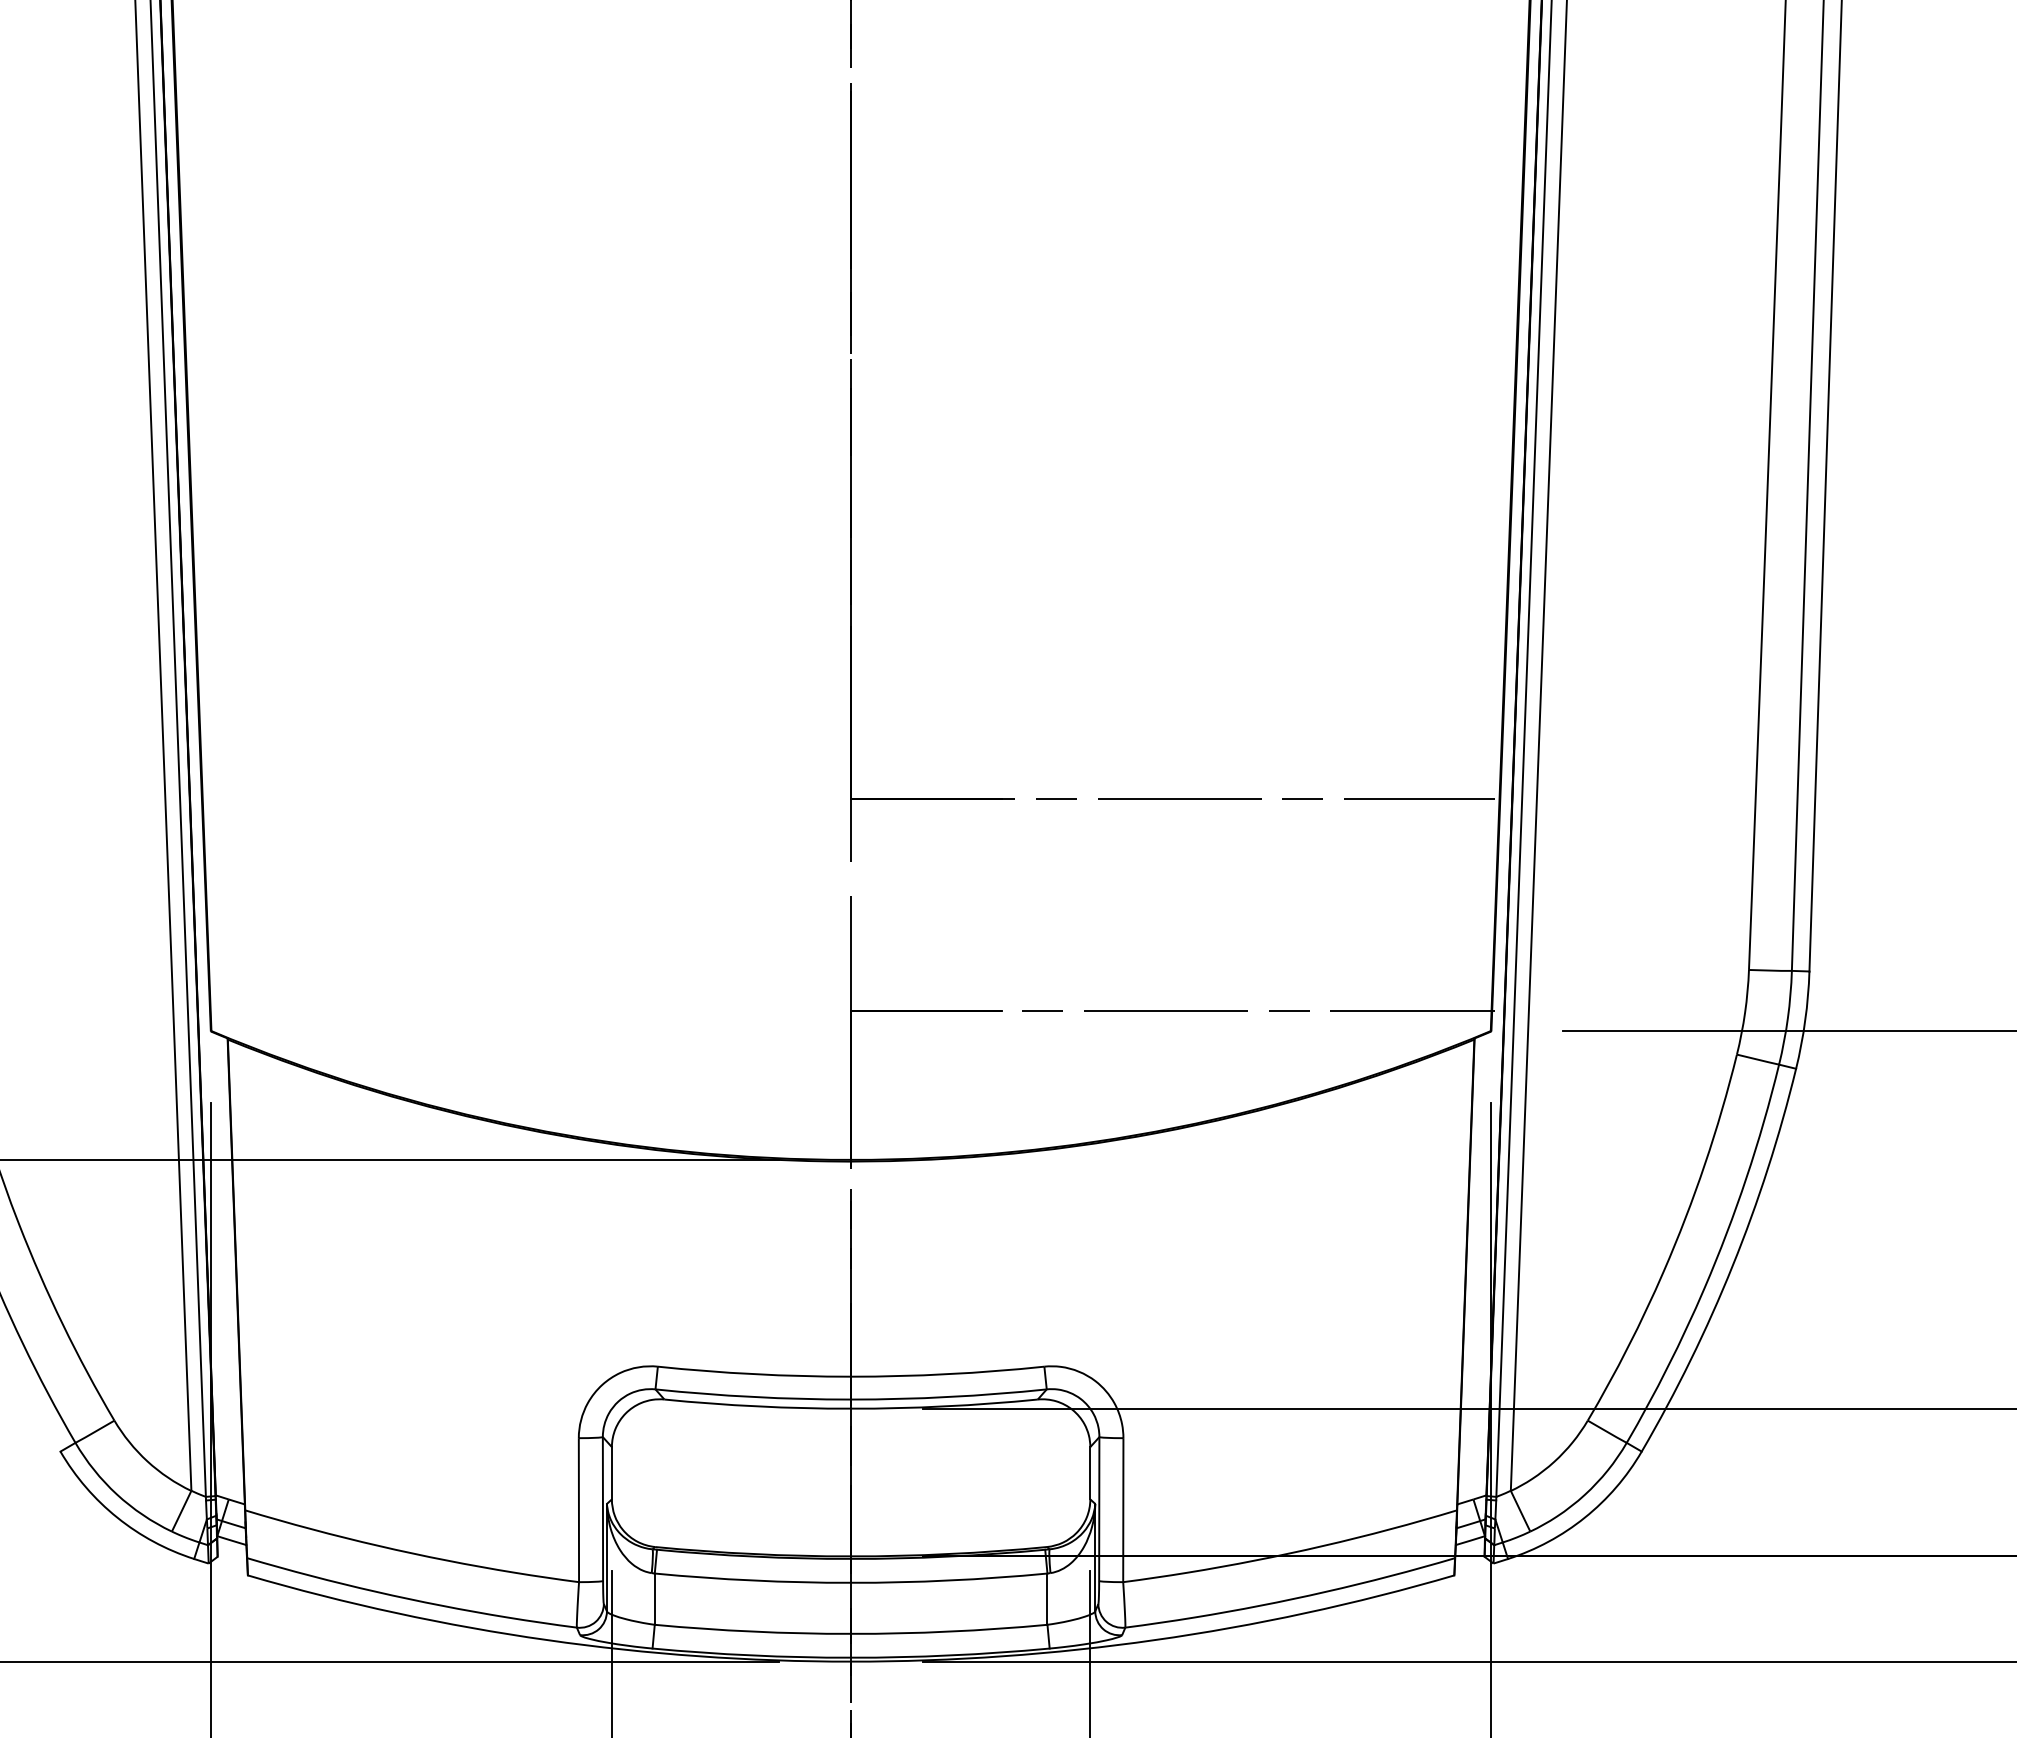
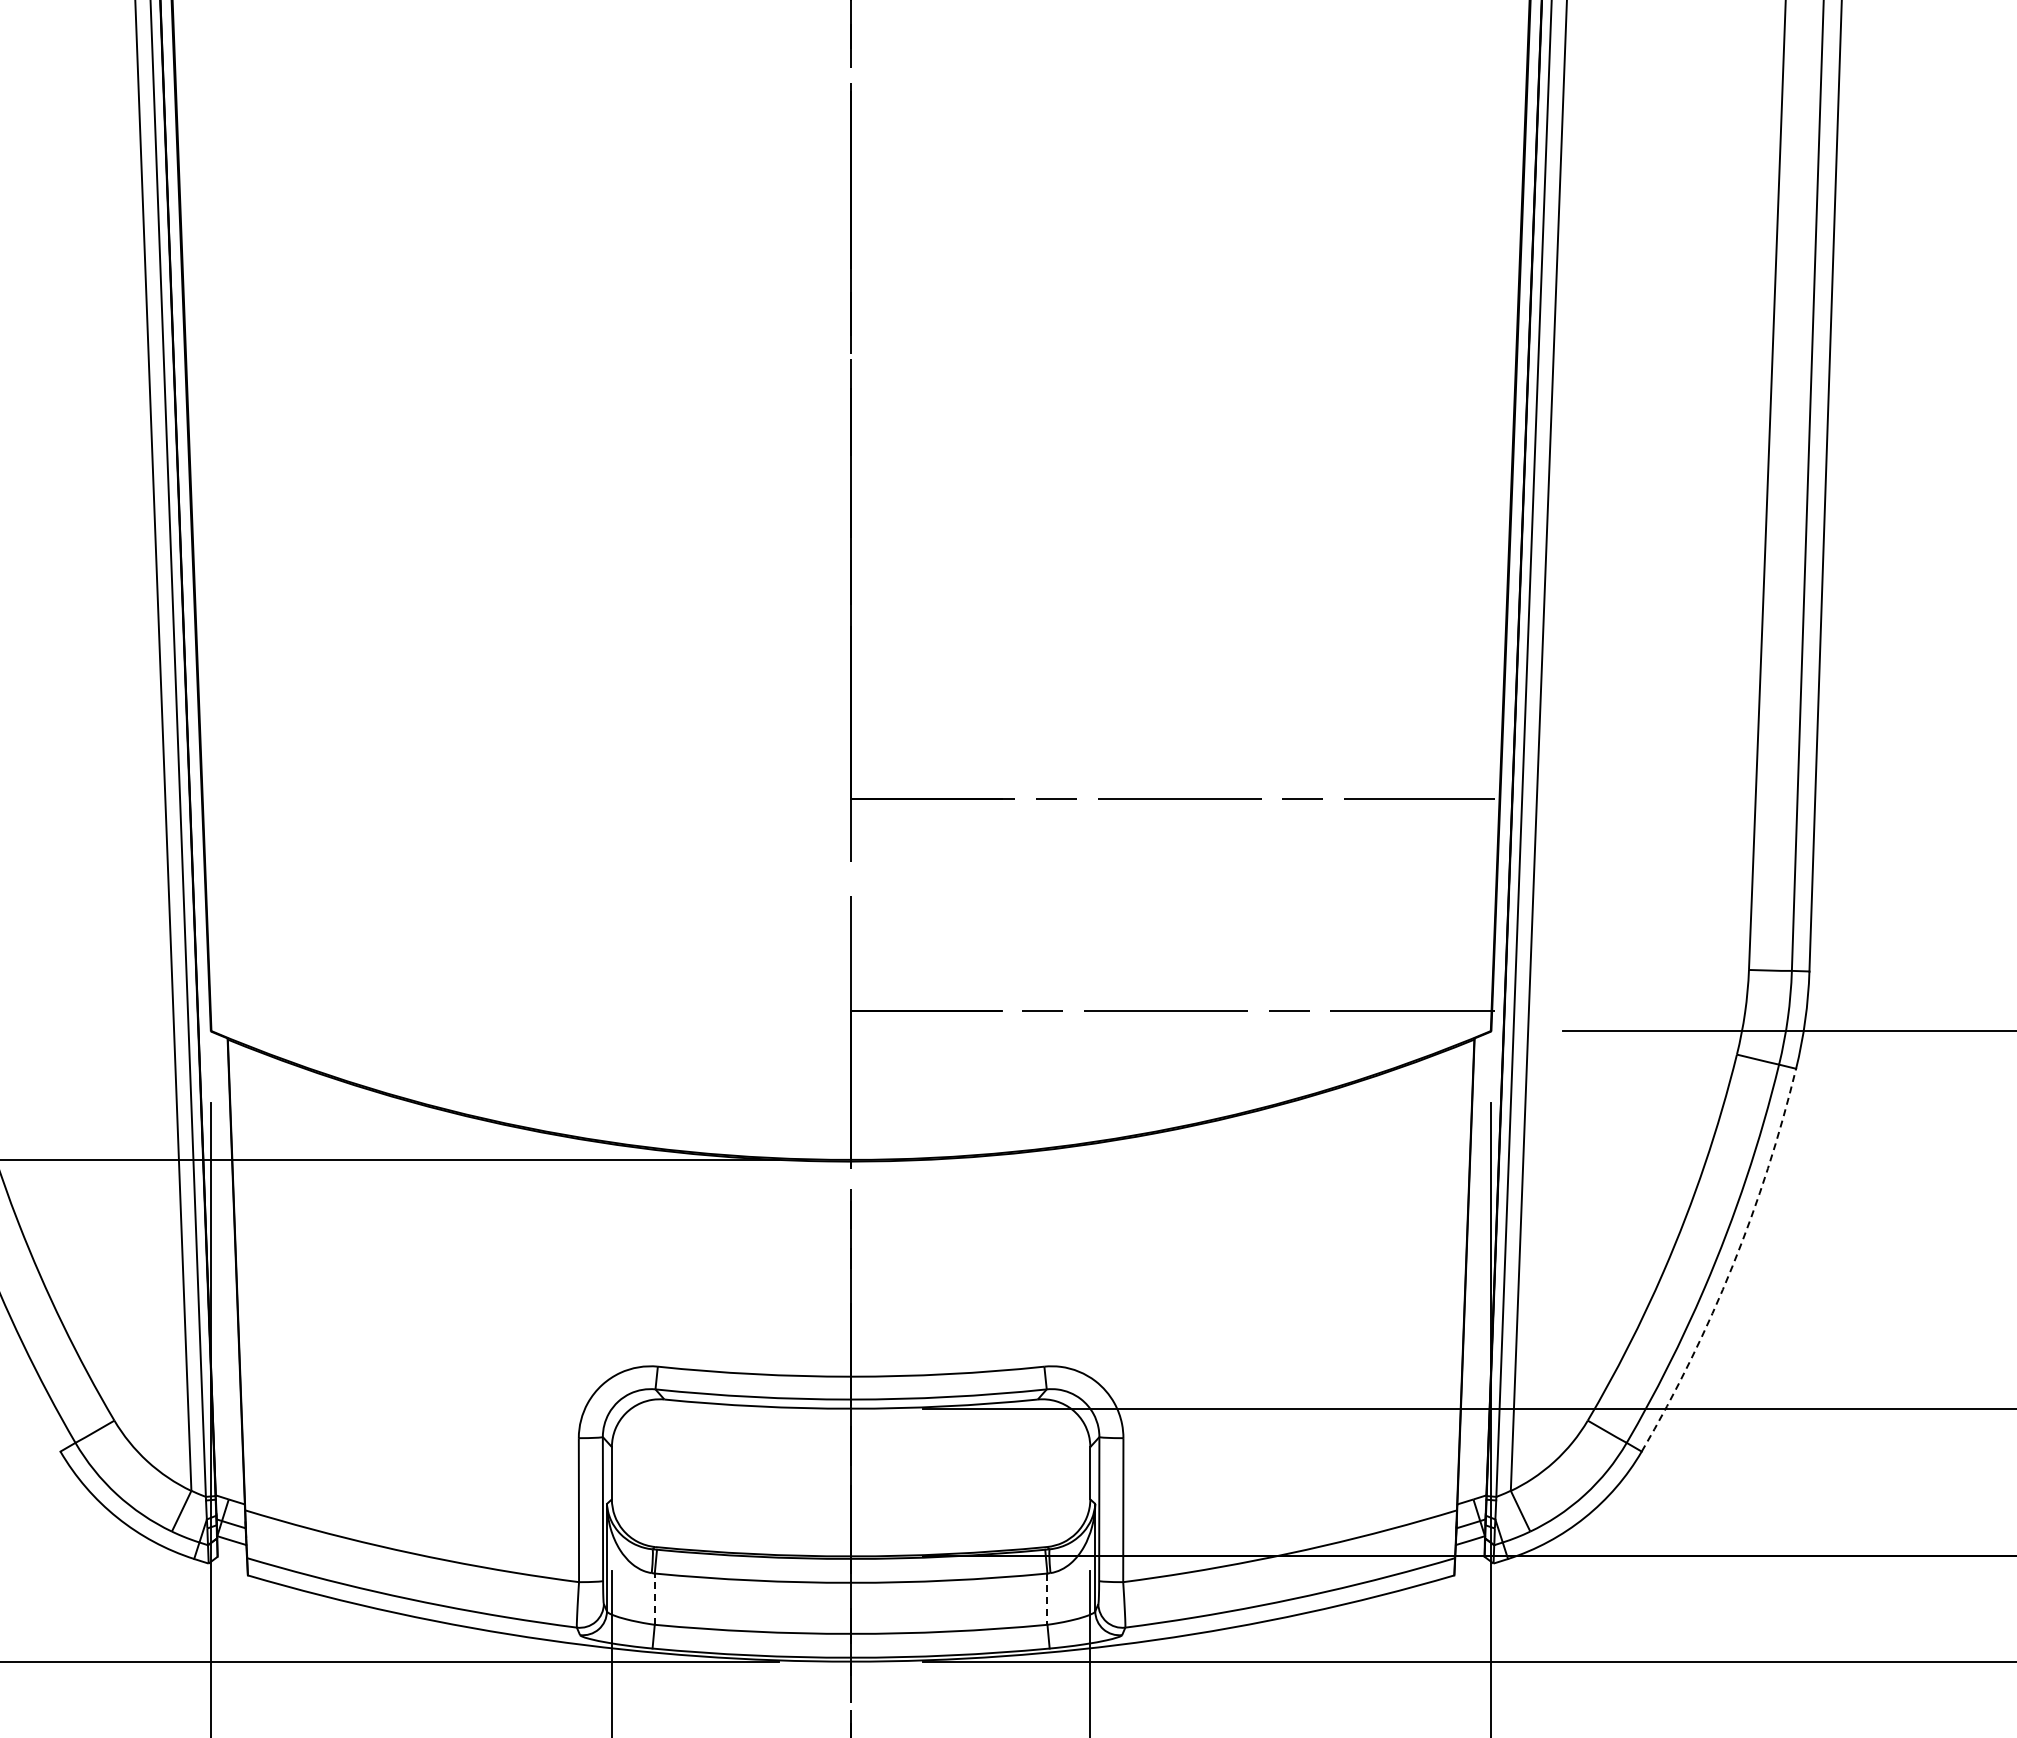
arc: solid -> dashed (1732, 1265)
line: solid -> dashed (654, 1599)
line: solid -> dashed (1047, 1599)
